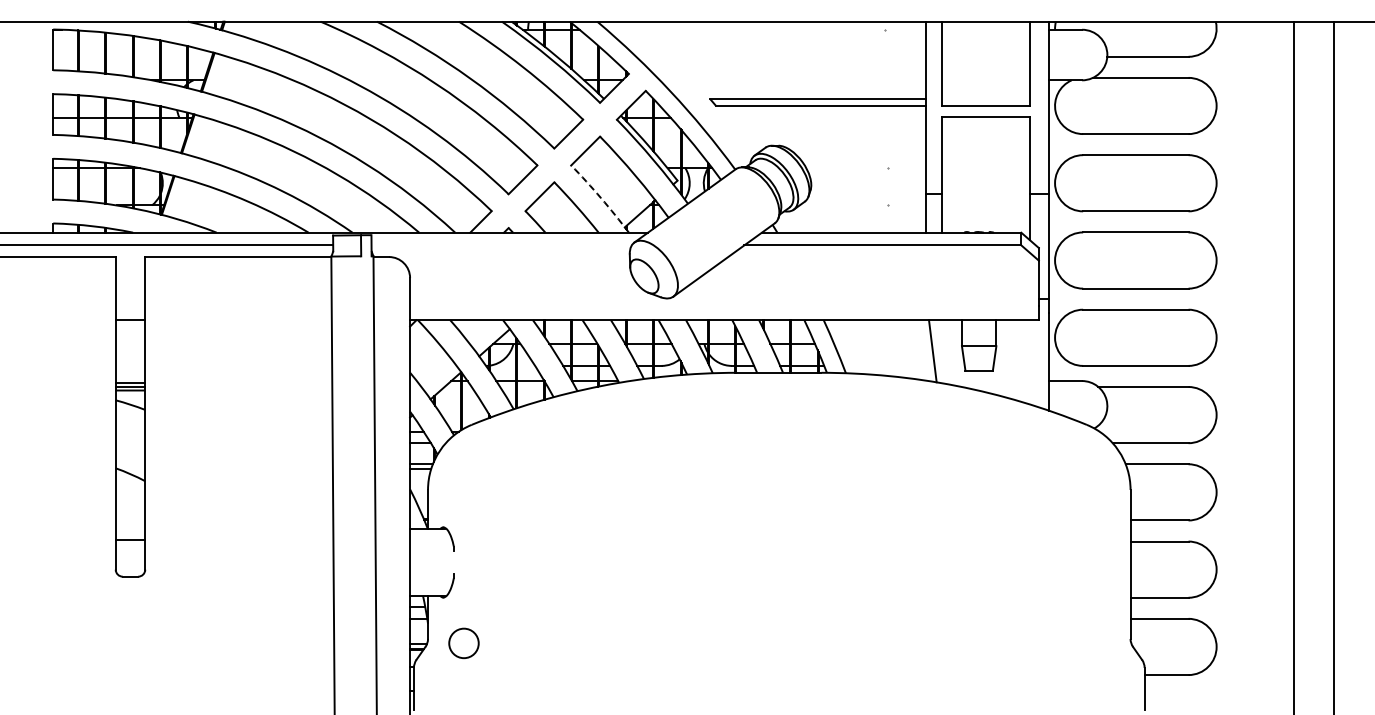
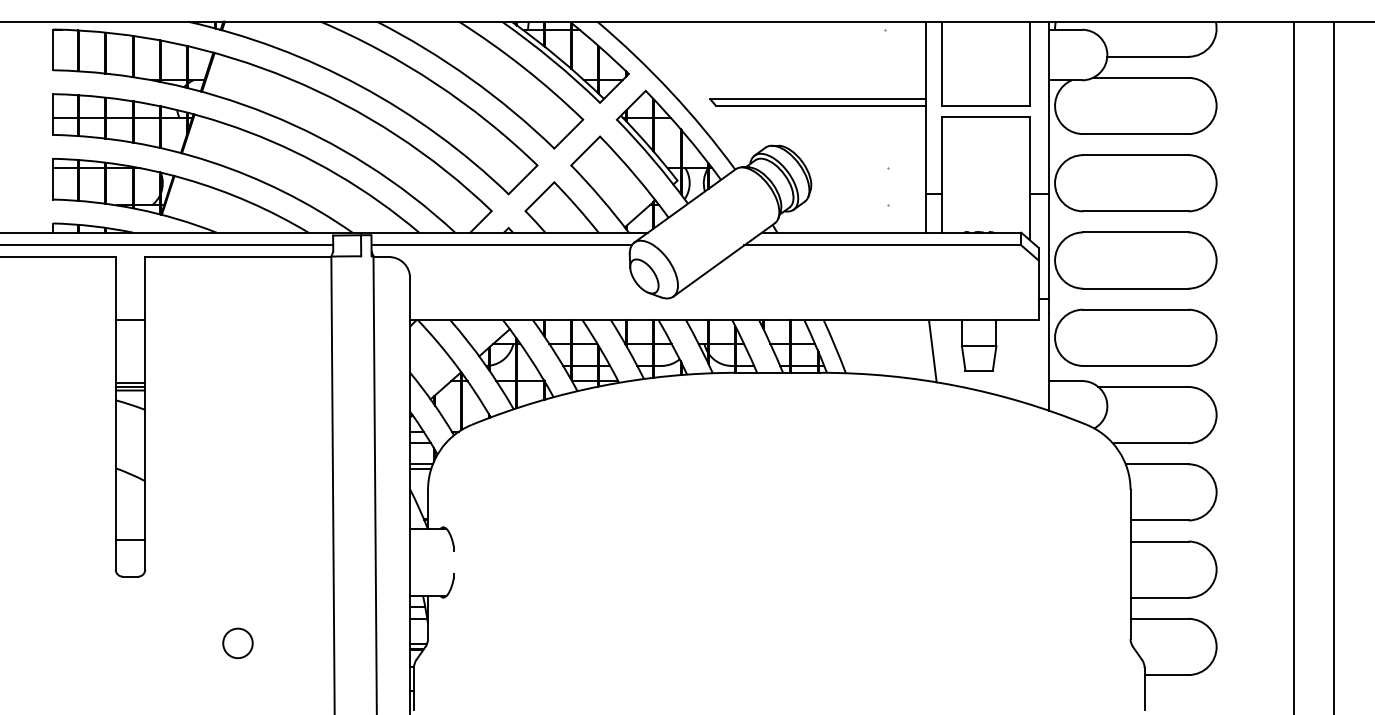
arc: dashed -> solid (601, 198)
line: none -> present (501, 245)
circle position: (463, 643) -> (237, 643) (237, 643)
